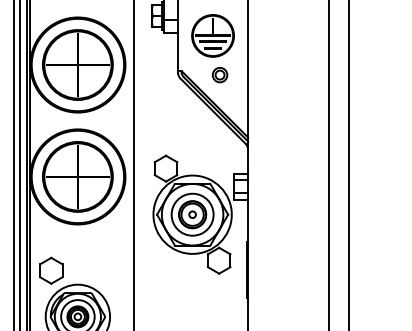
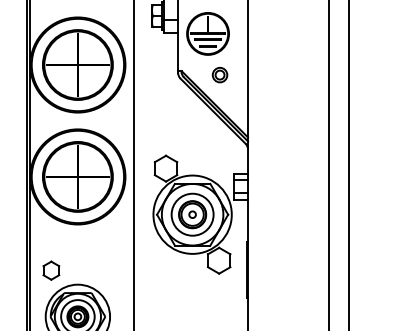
part position: (212, 35) -> (207, 33) (207, 33)
line: present -> none (14, 164)
line: present -> none (19, 164)
part size: 25x29 px -> 19x21 px (51, 270)
